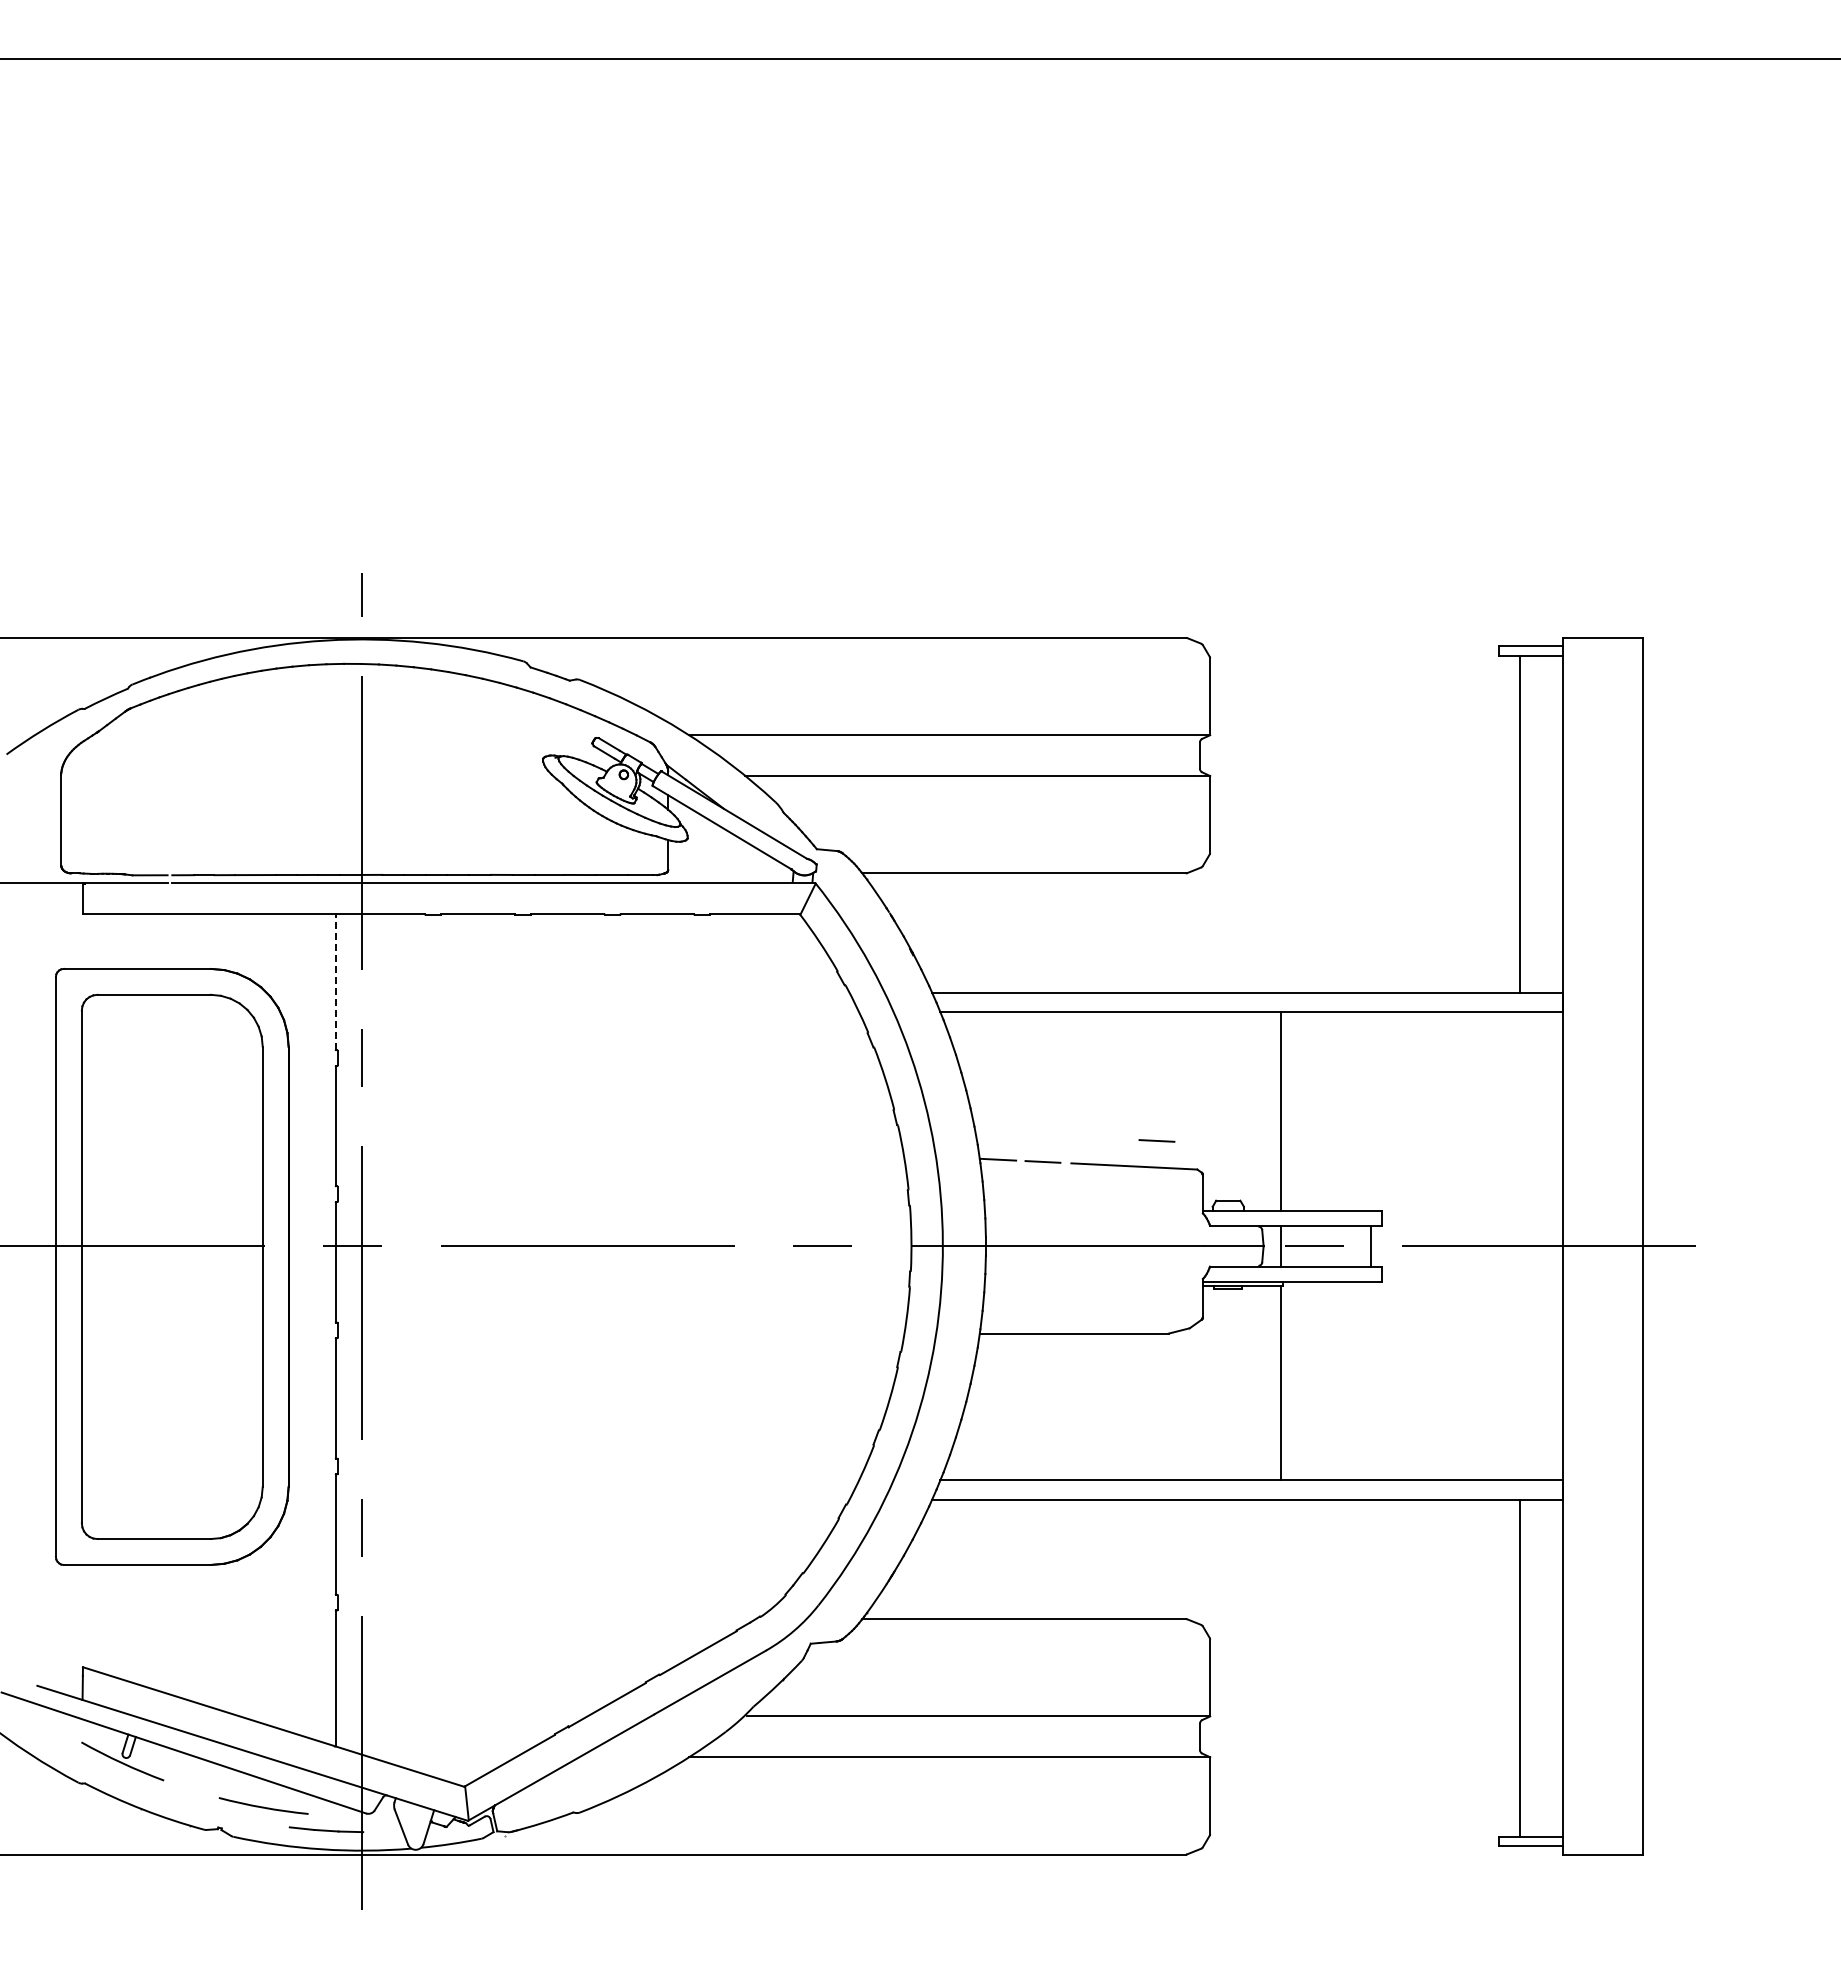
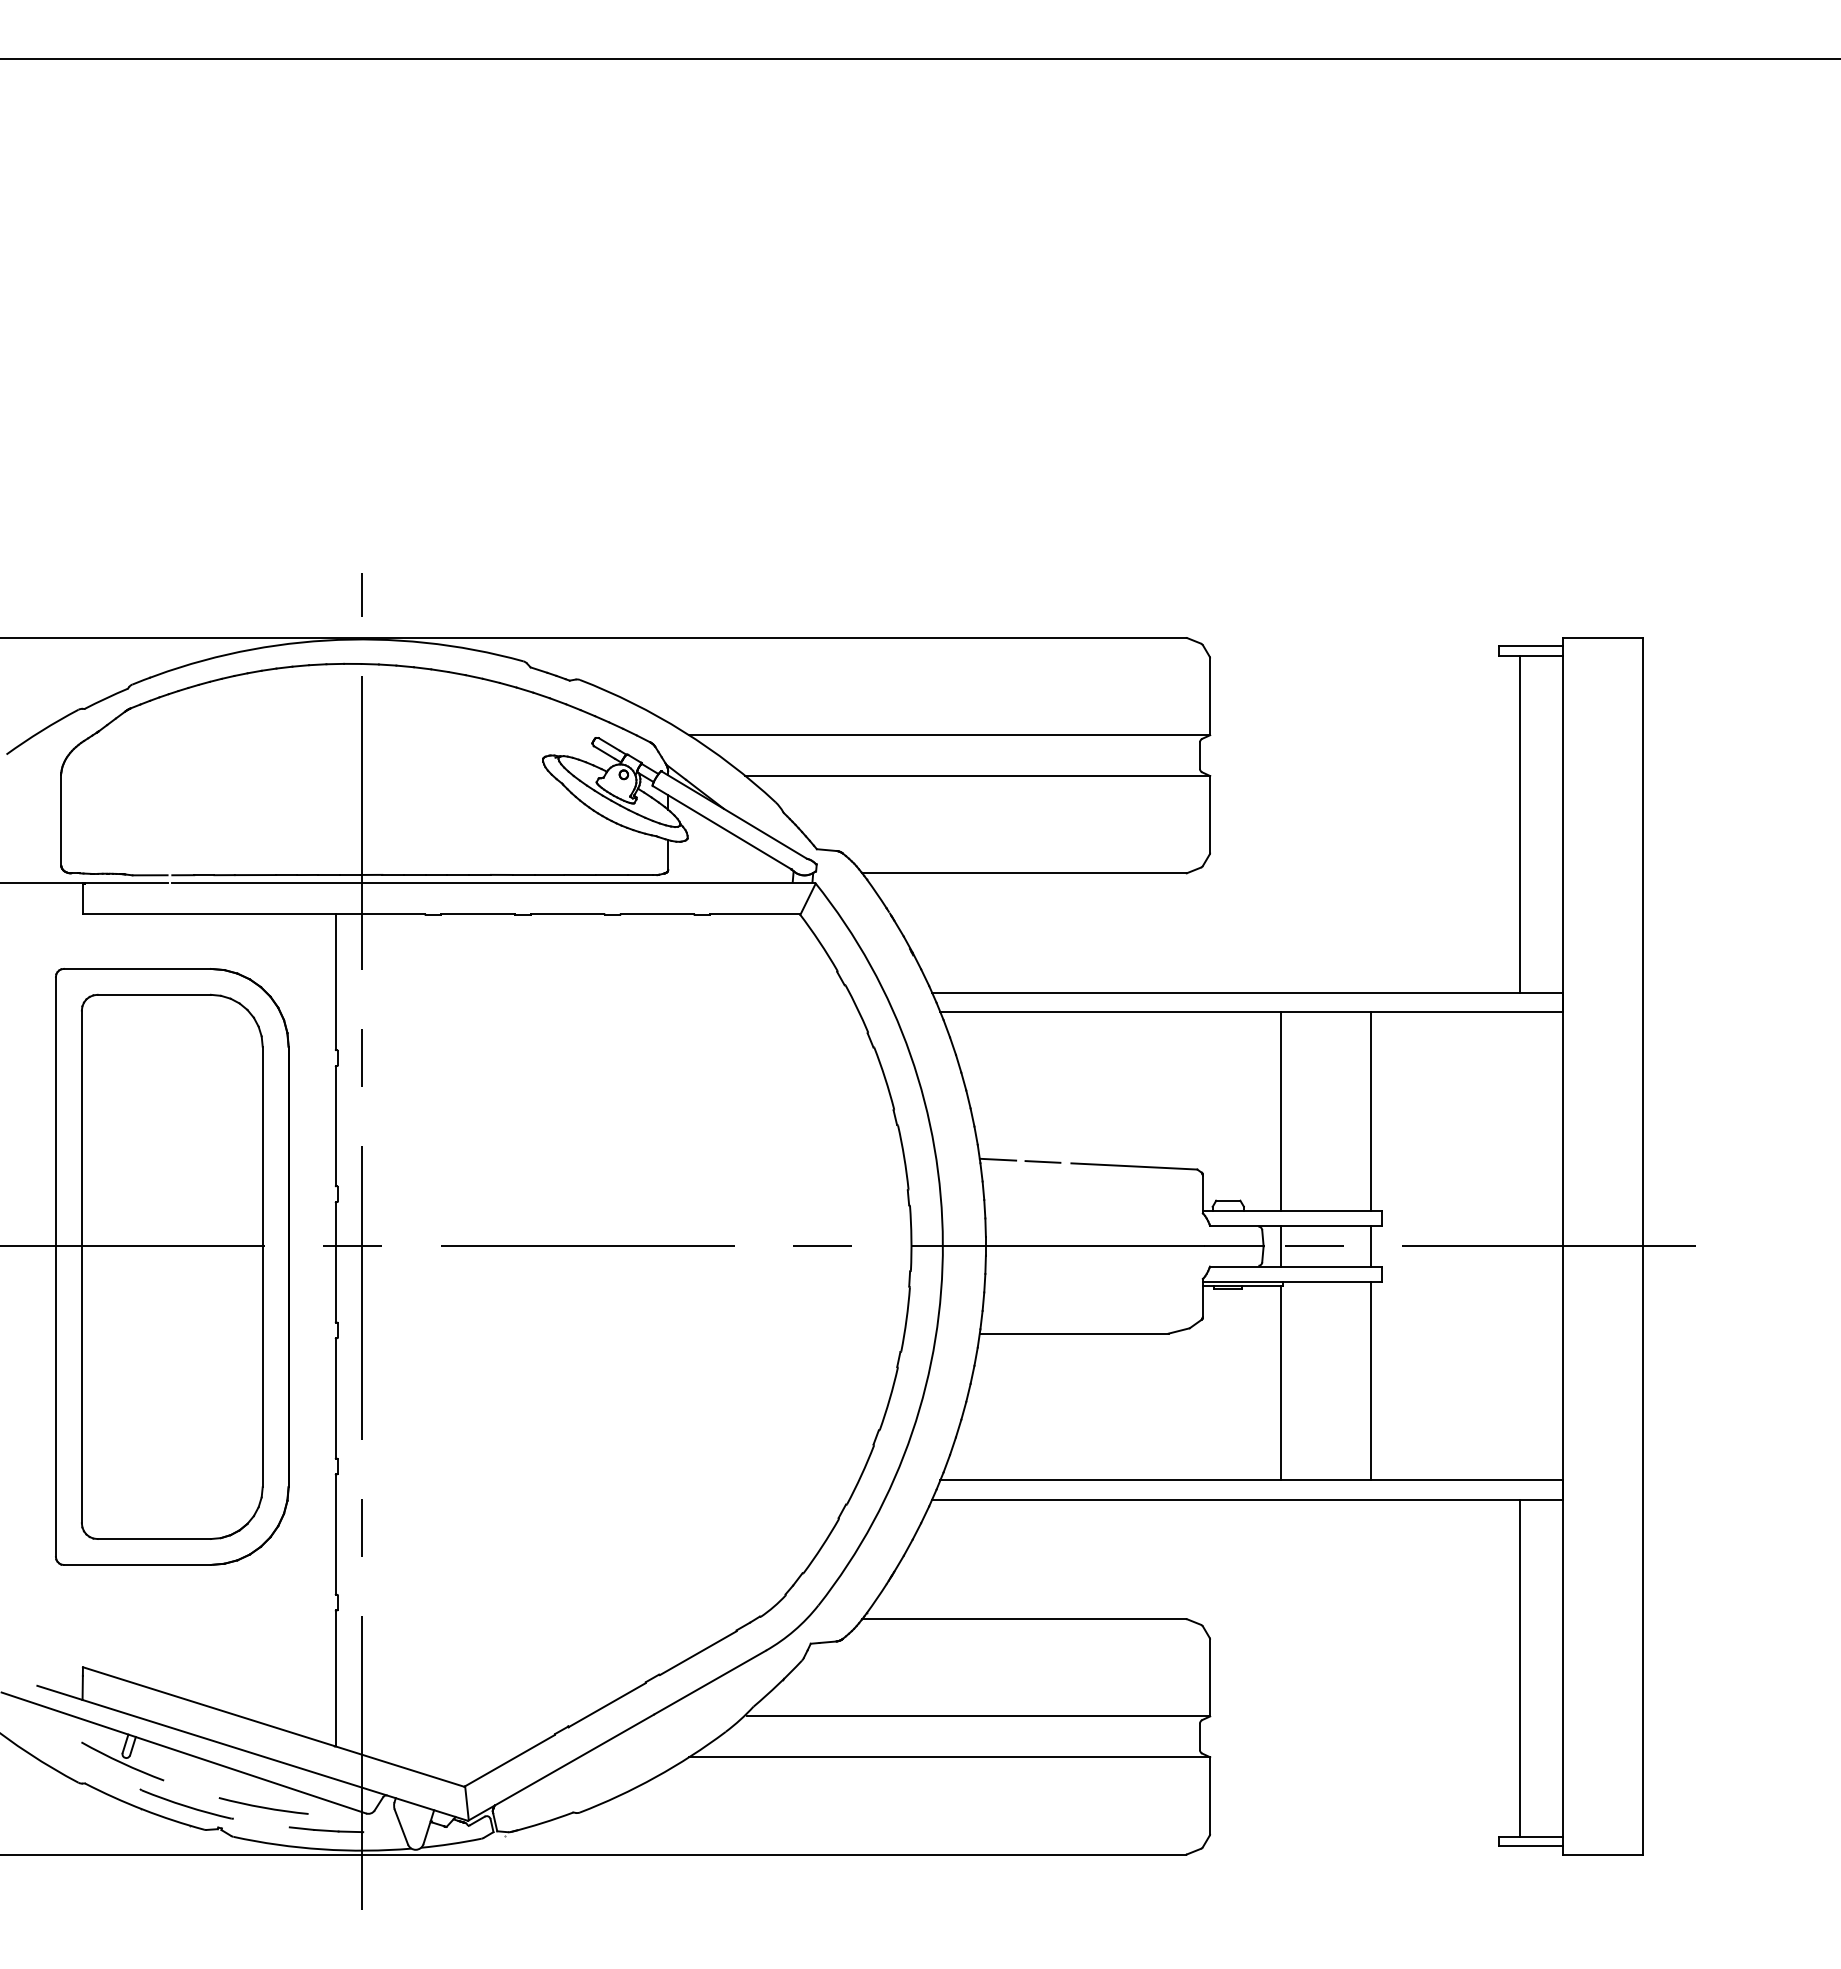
line: dashed -> solid (335, 981)
line: none -> present (1371, 1111)
line: present -> none (1156, 1140)
line: none -> present (1371, 1380)
part: none -> present (186, 1803)
